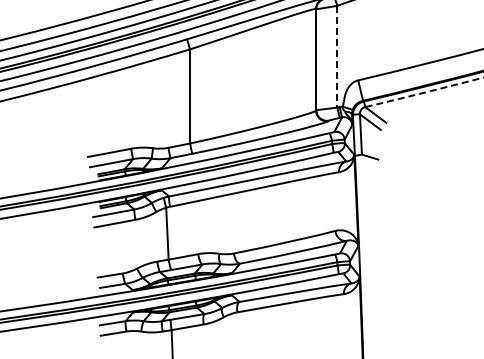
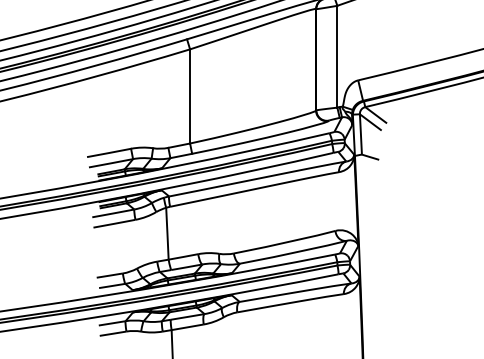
line: dashed -> solid (337, 56)
arc: dashed -> solid (424, 92)
